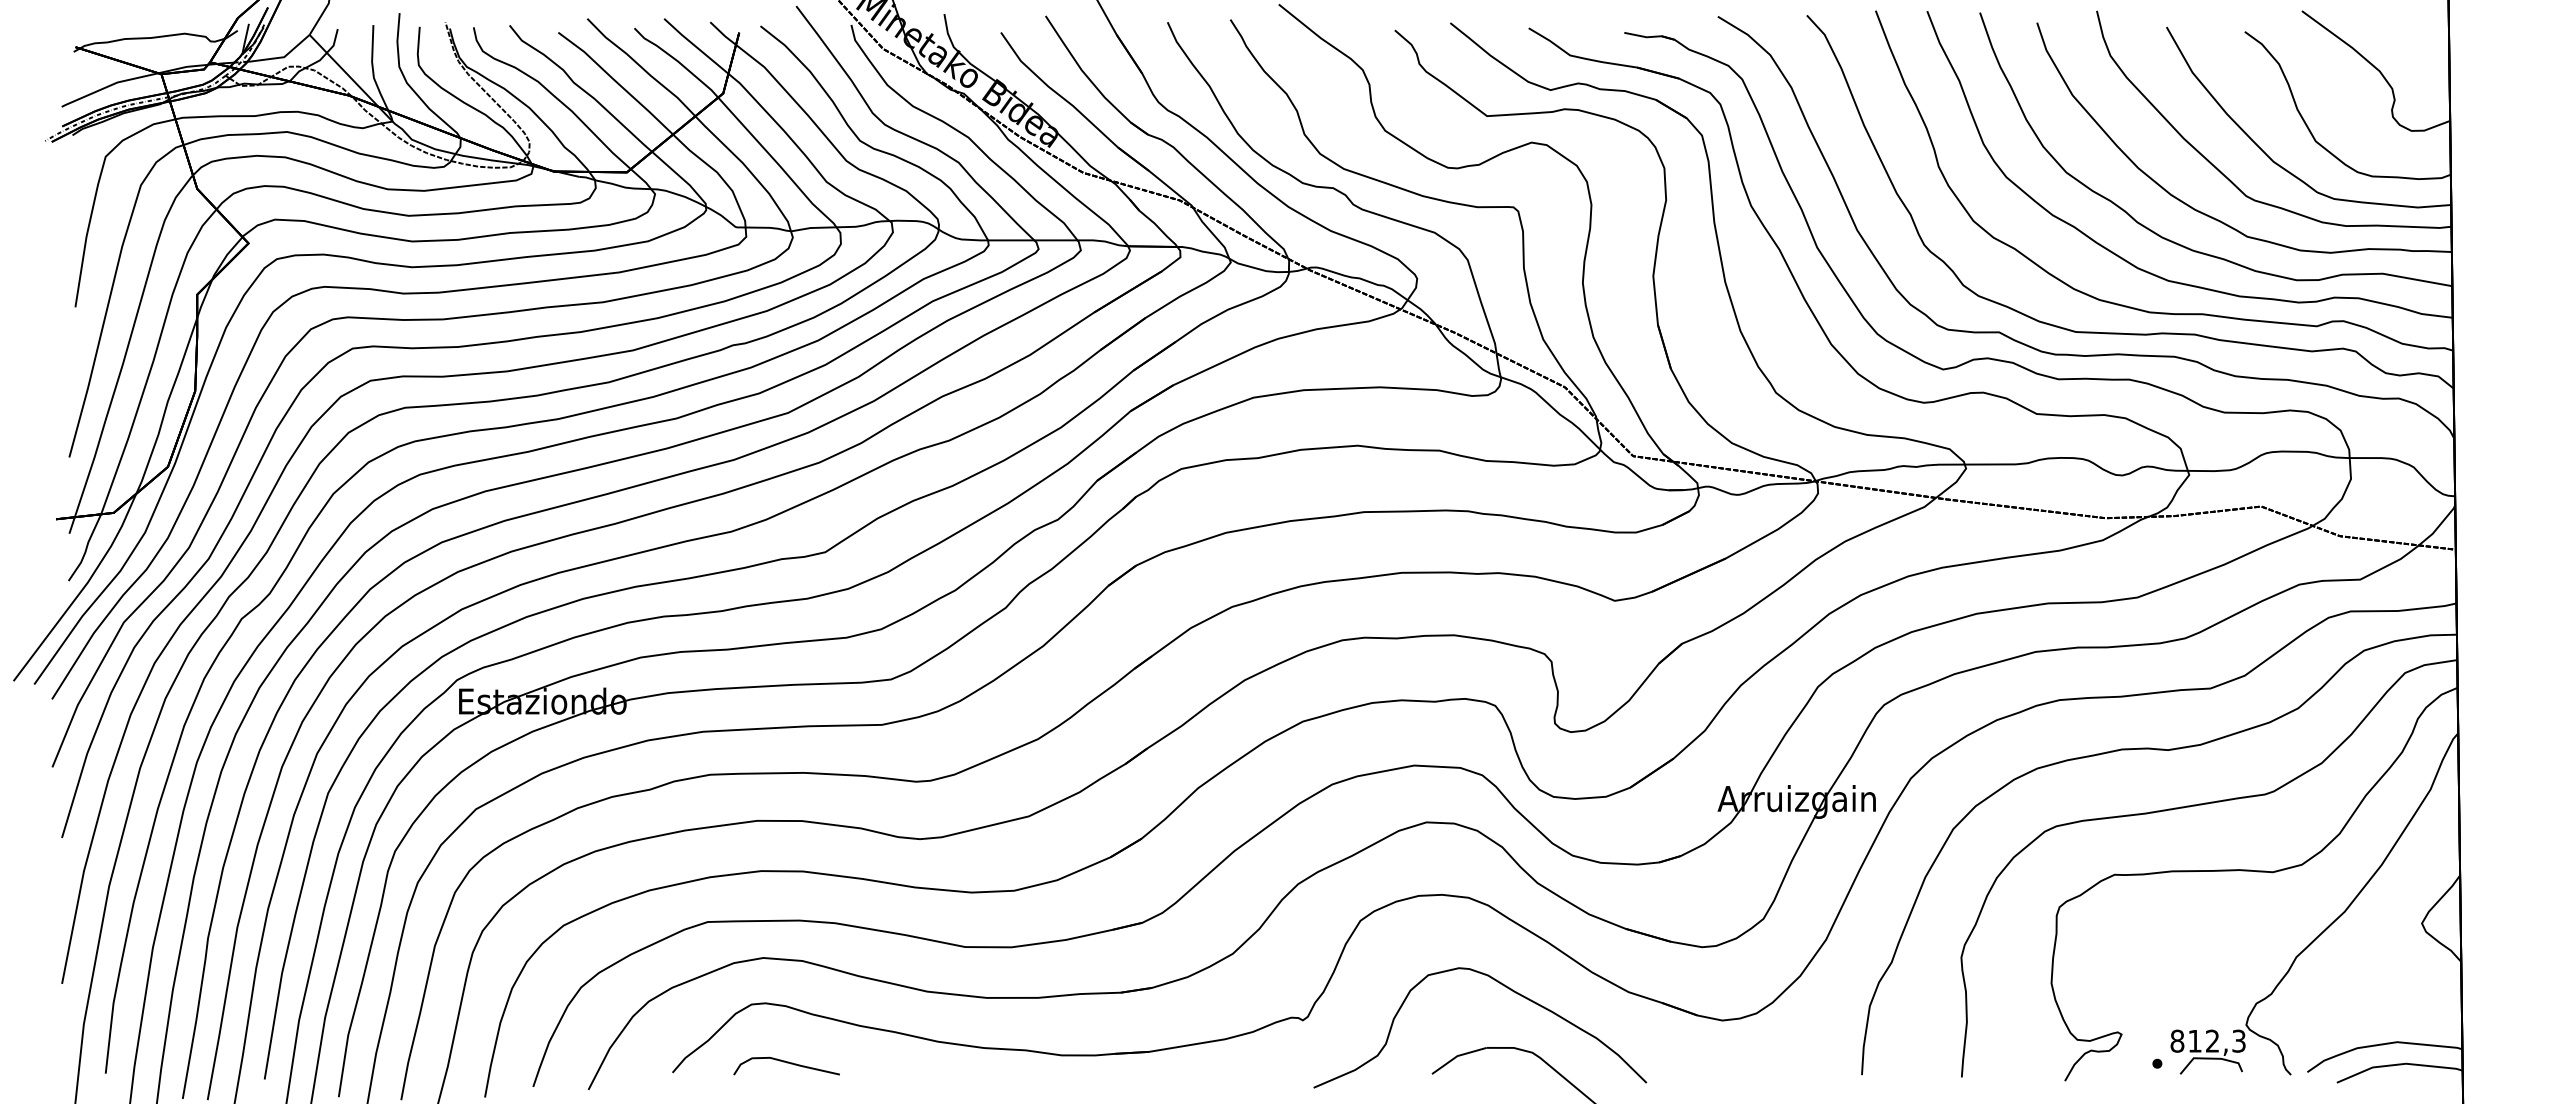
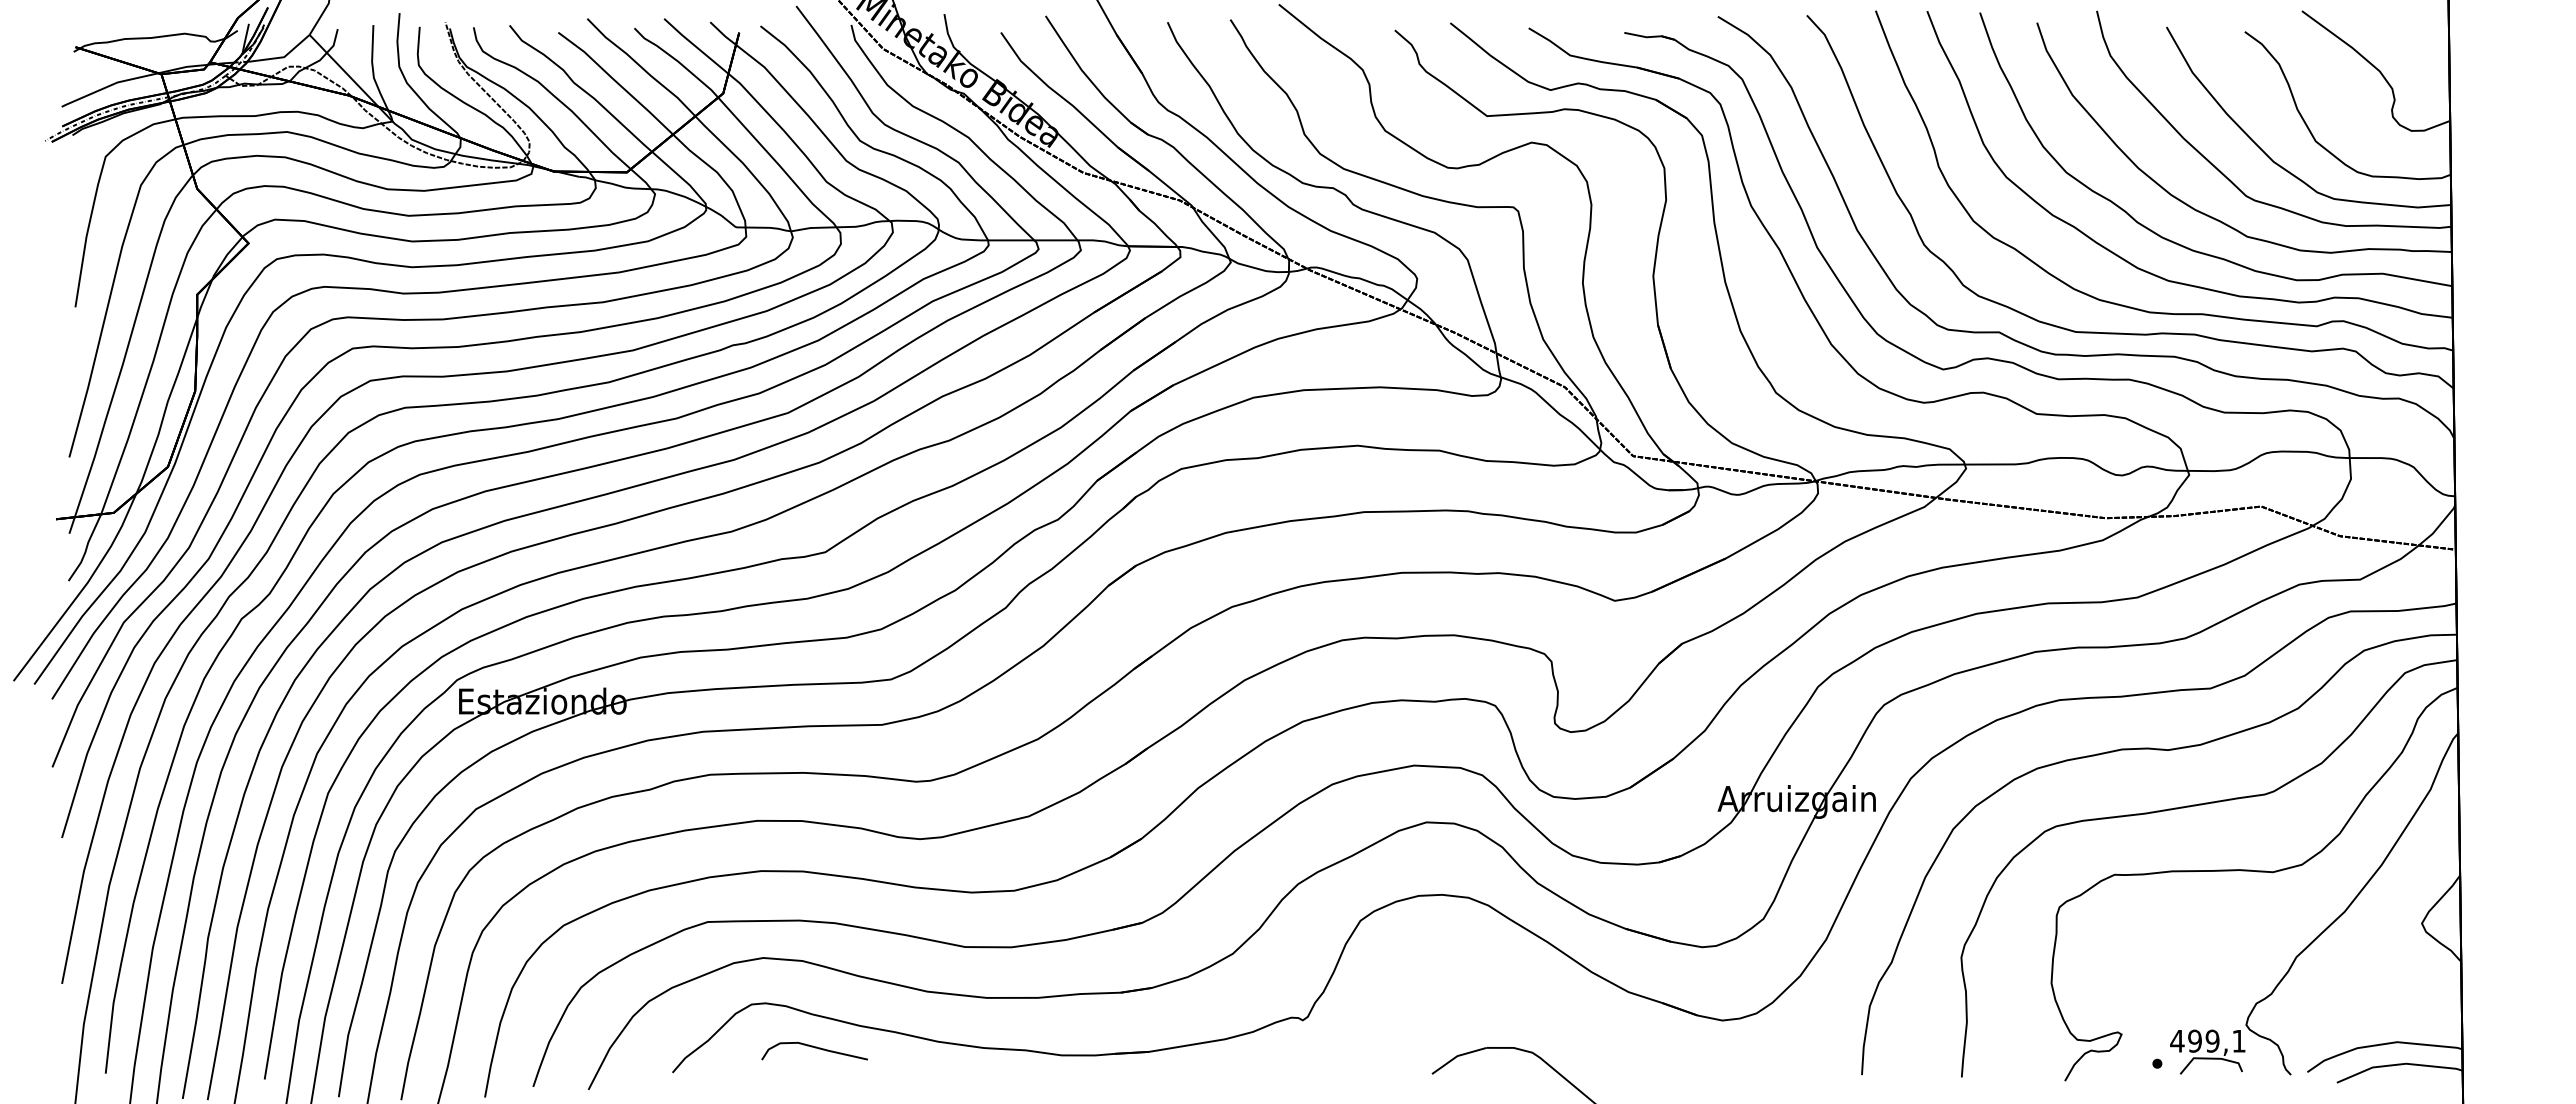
curve: present -> none (1505, 987)
text: 812,3 -> 499,1 (2207, 1040)
curve position: (787, 1063) -> (815, 1048) (815, 1048)
